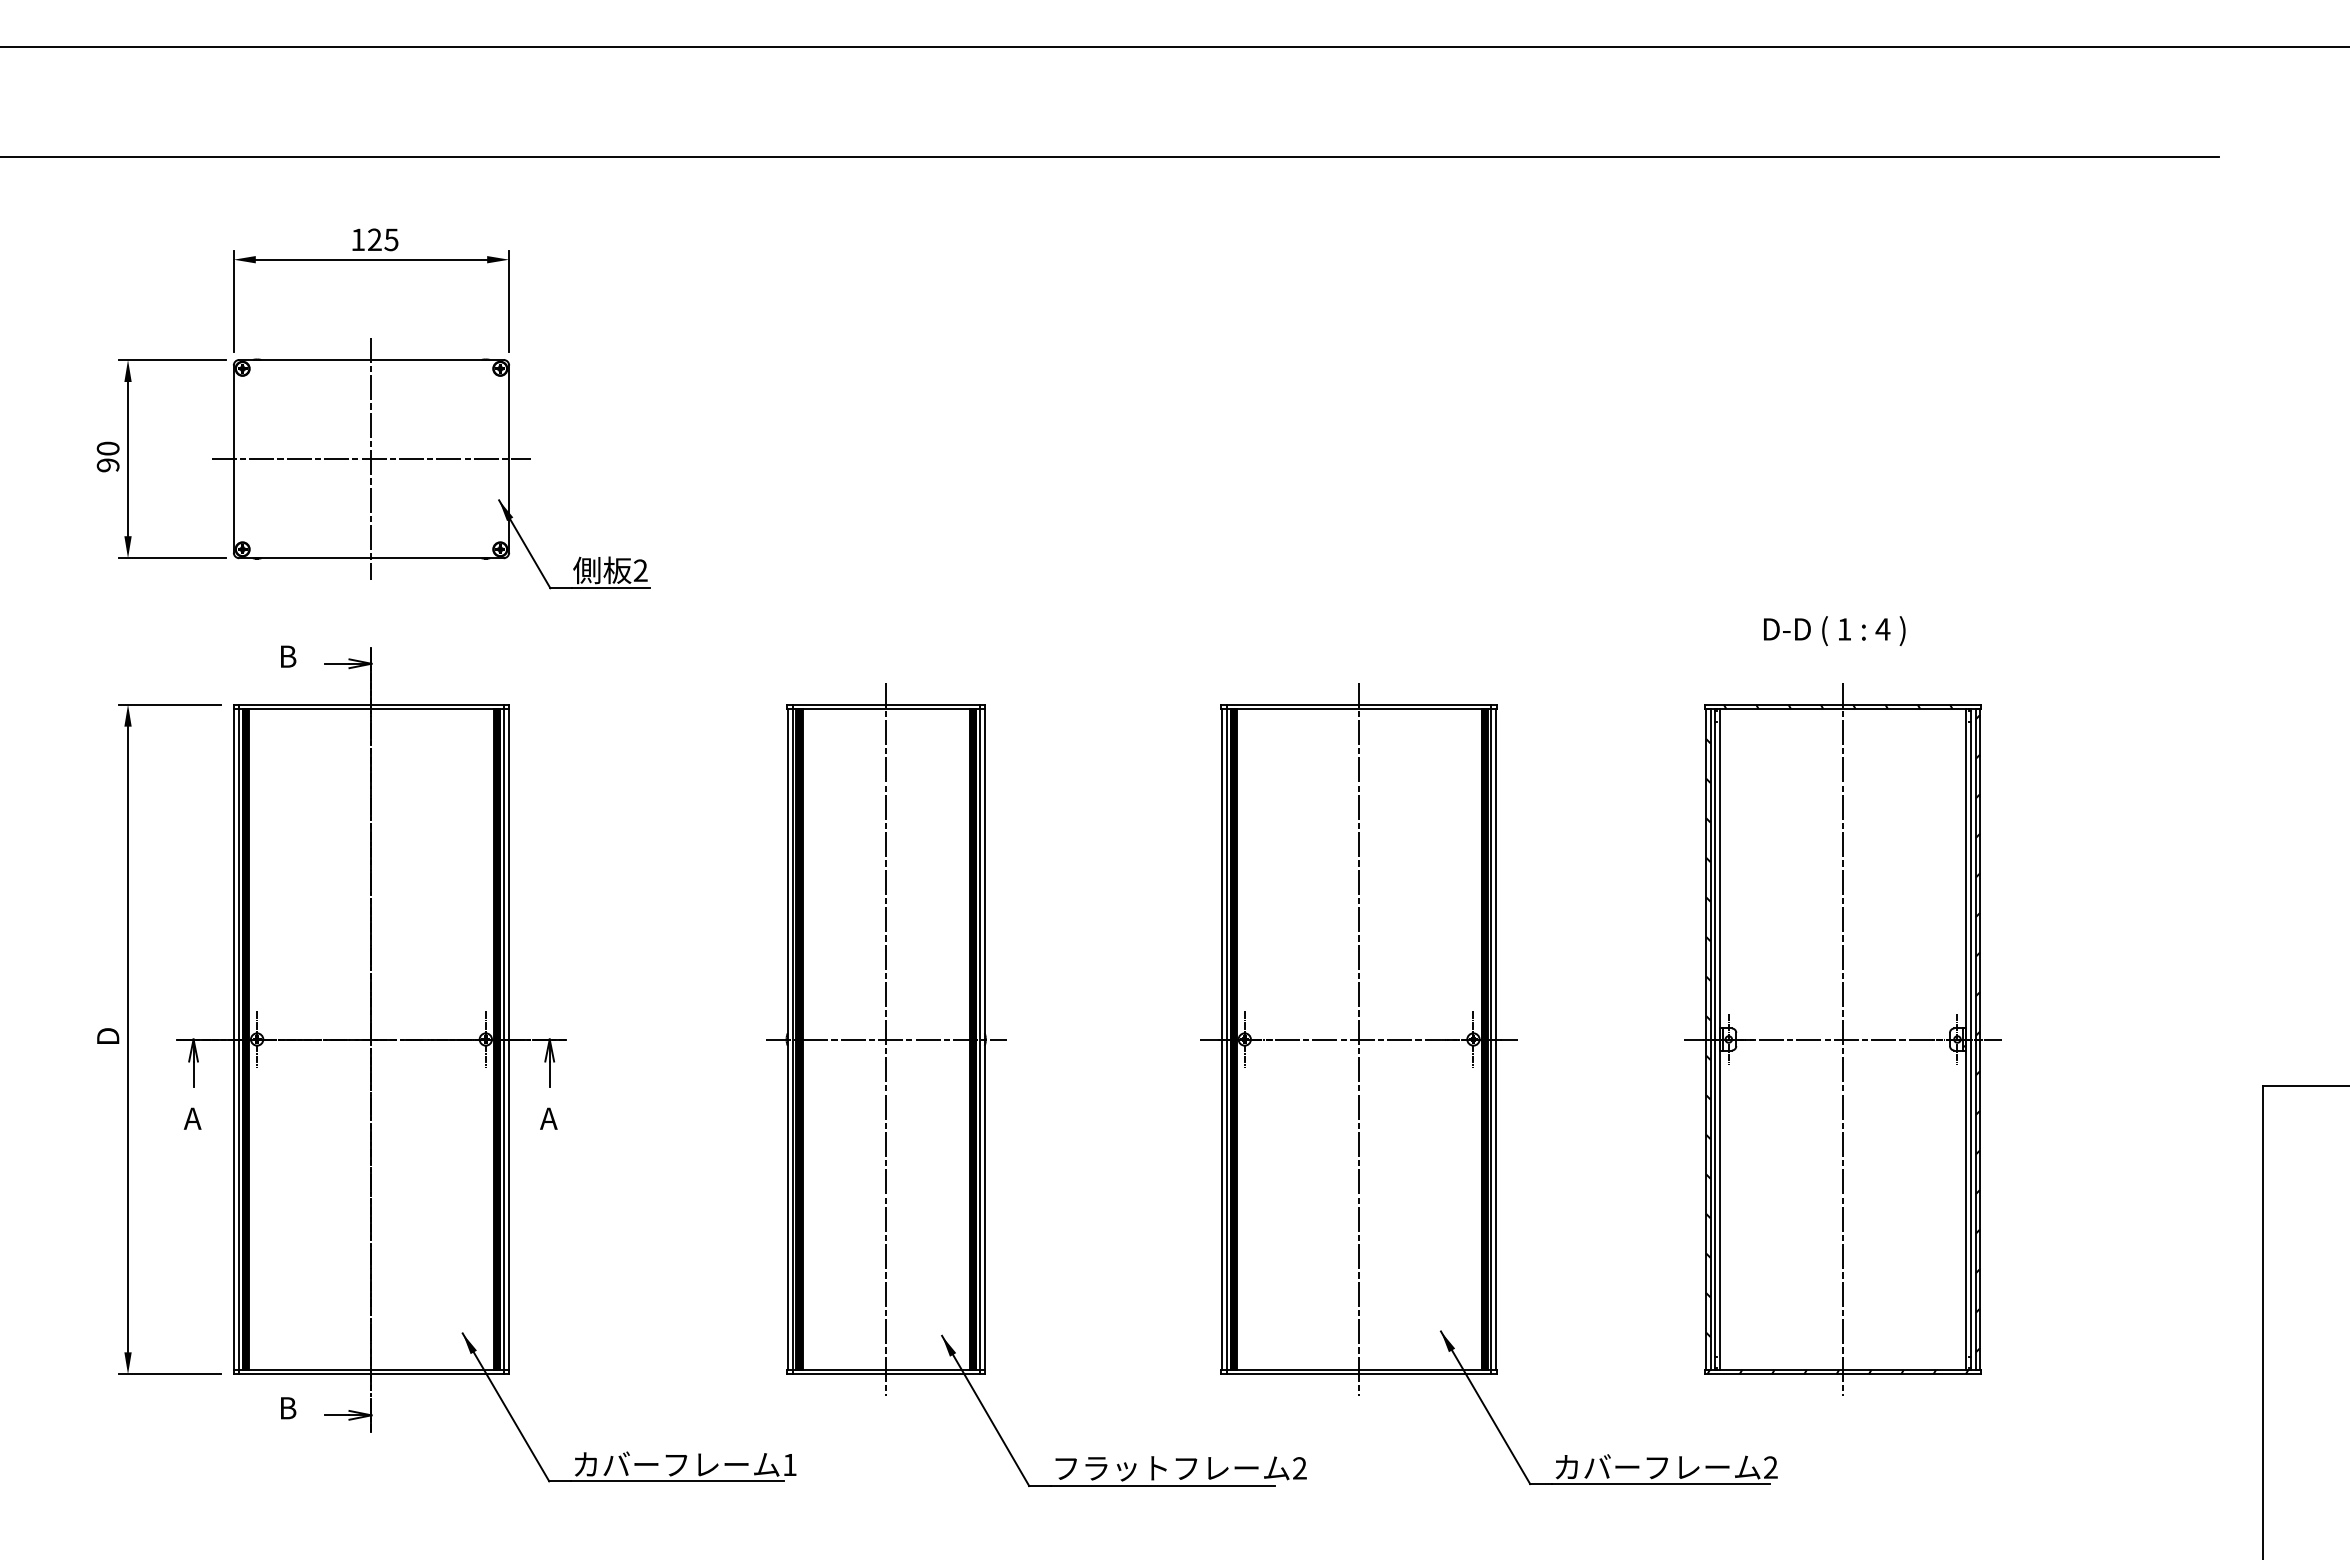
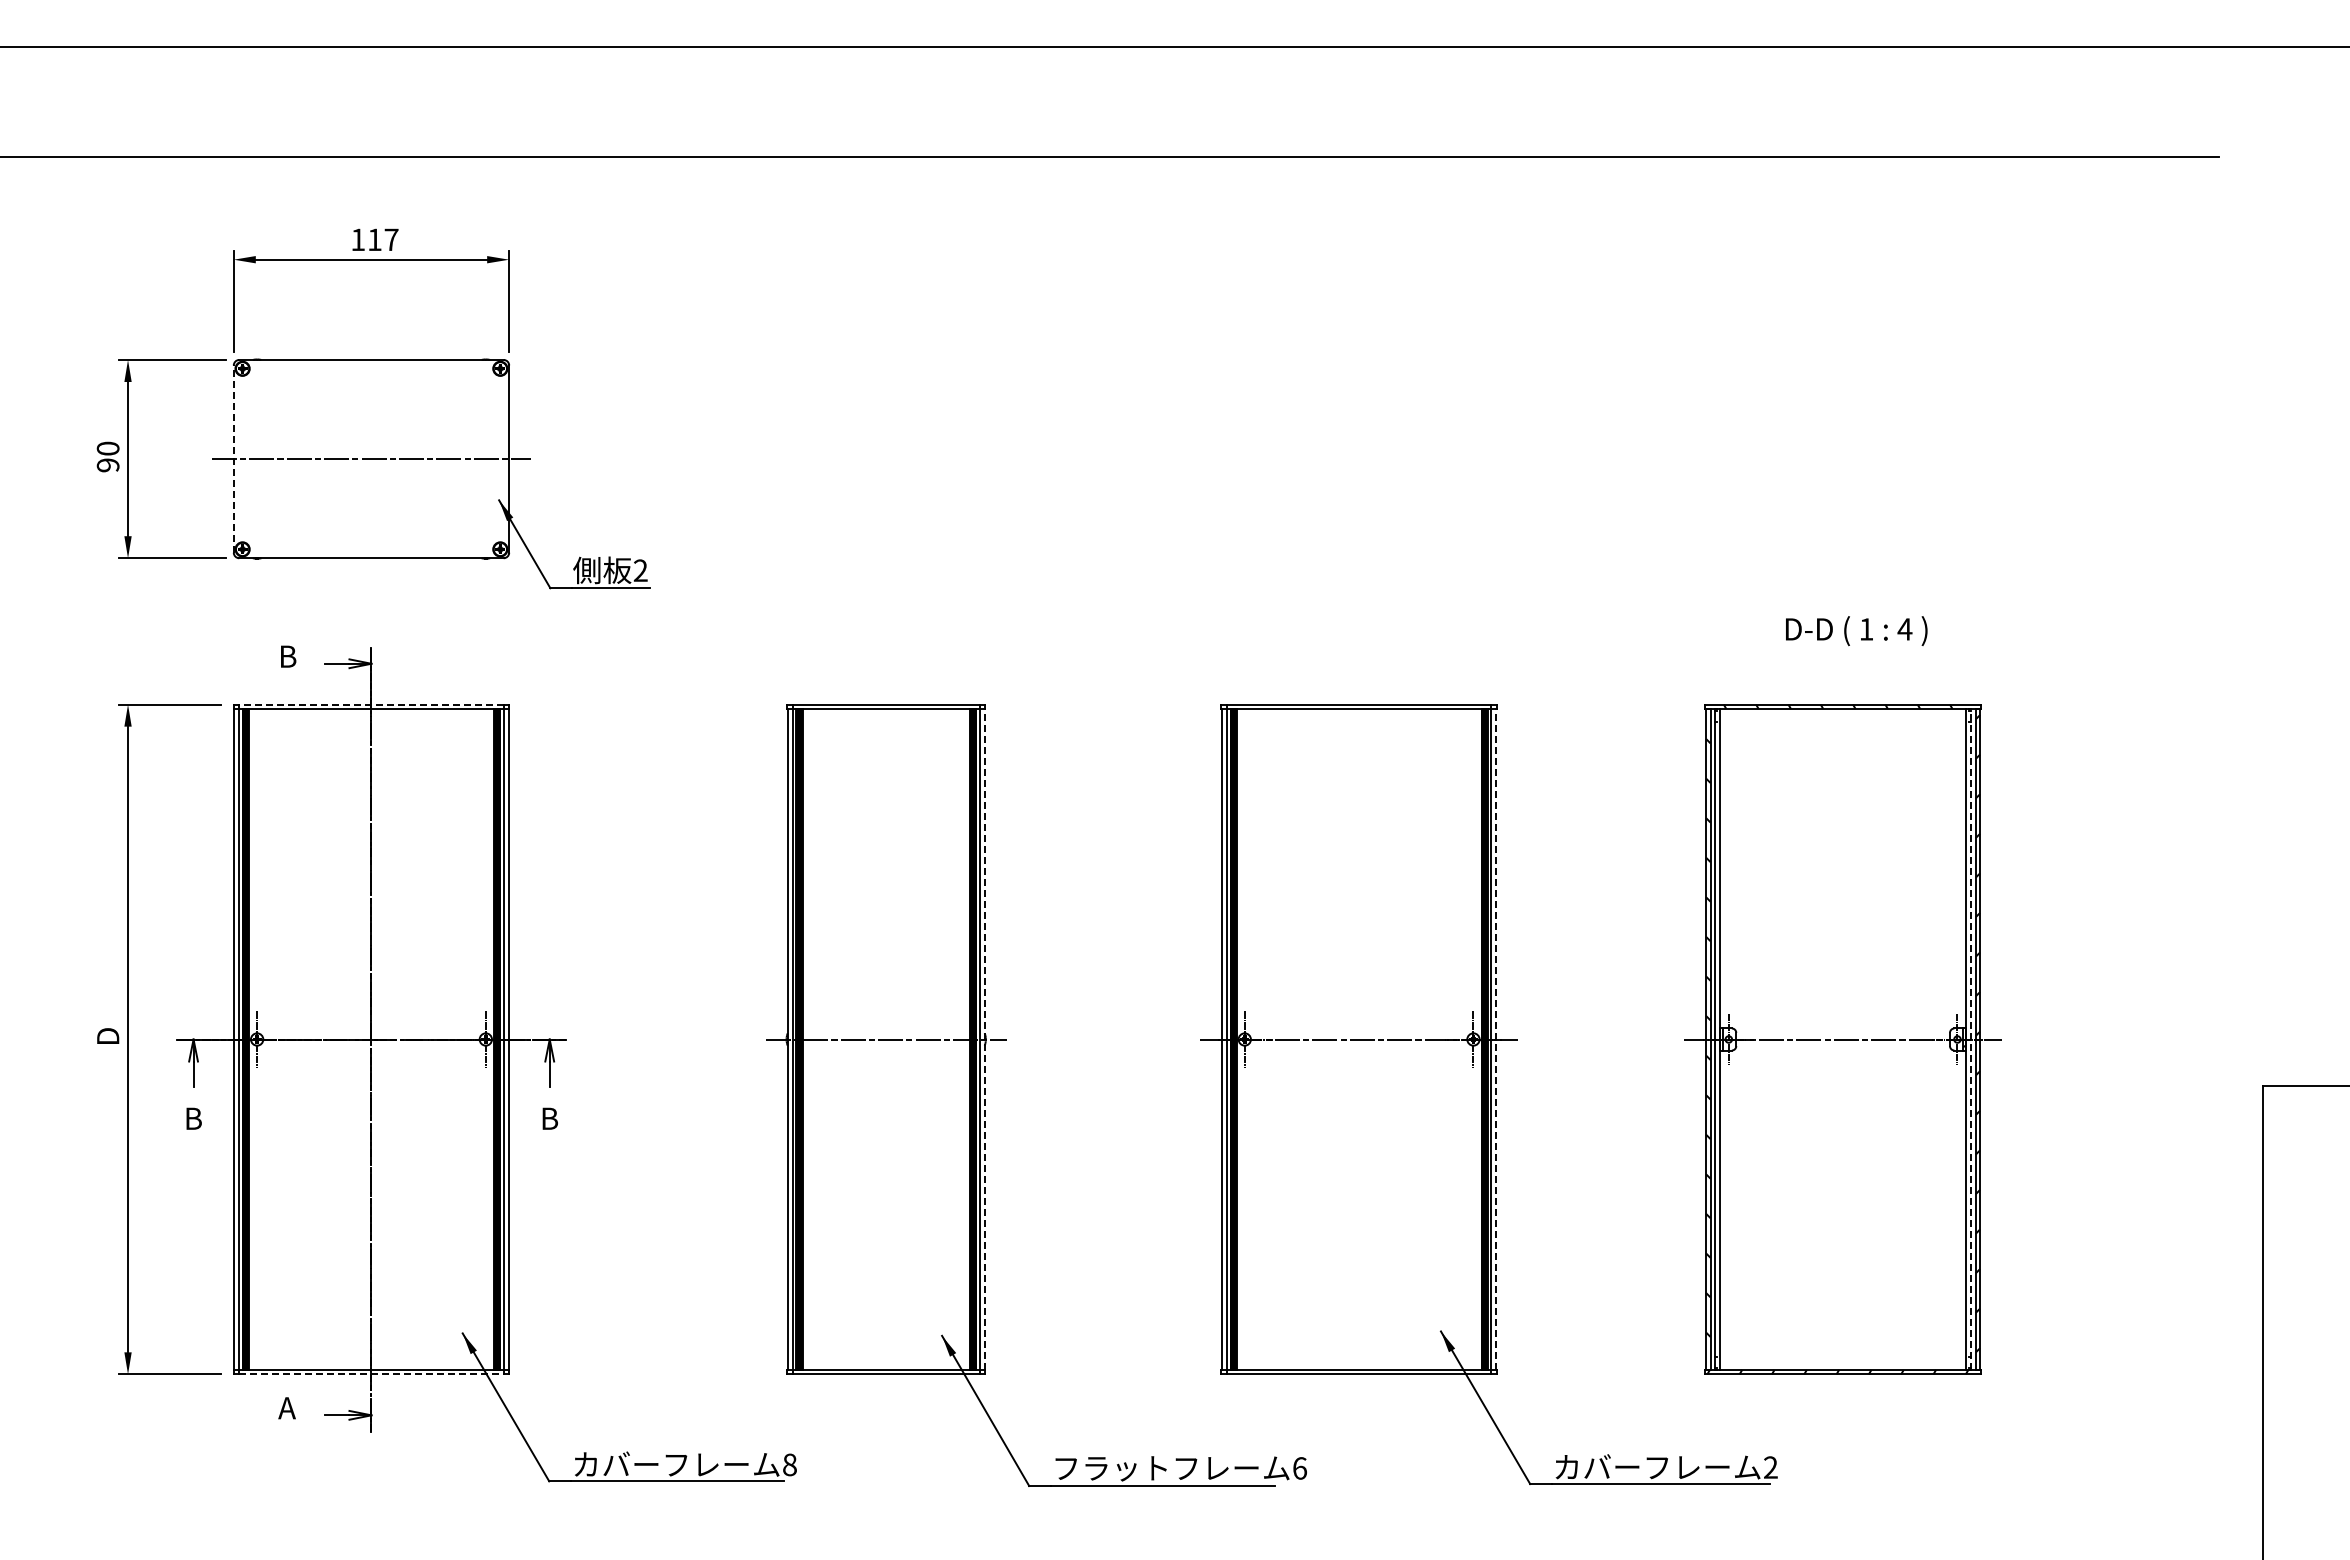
text: 125 -> 117 (383, 239)
line: present -> none (371, 458)
line: solid -> dashed (233, 459)
text position: (1834, 631) -> (1856, 631) (1856, 631)
line: solid -> dashed (370, 704)
line: present -> none (886, 1039)
line: solid -> dashed (984, 1039)
line: present -> none (1359, 1039)
line: solid -> dashed (1496, 1039)
line: present -> none (1843, 1039)
line: solid -> dashed (1970, 1039)
text: A -> B (192, 1118)
text: A -> B (549, 1118)
line: solid -> dashed (371, 1374)
text: B -> A (287, 1408)
text: 1 -> 8 (789, 1464)
text: 2 -> 6 (1299, 1468)
